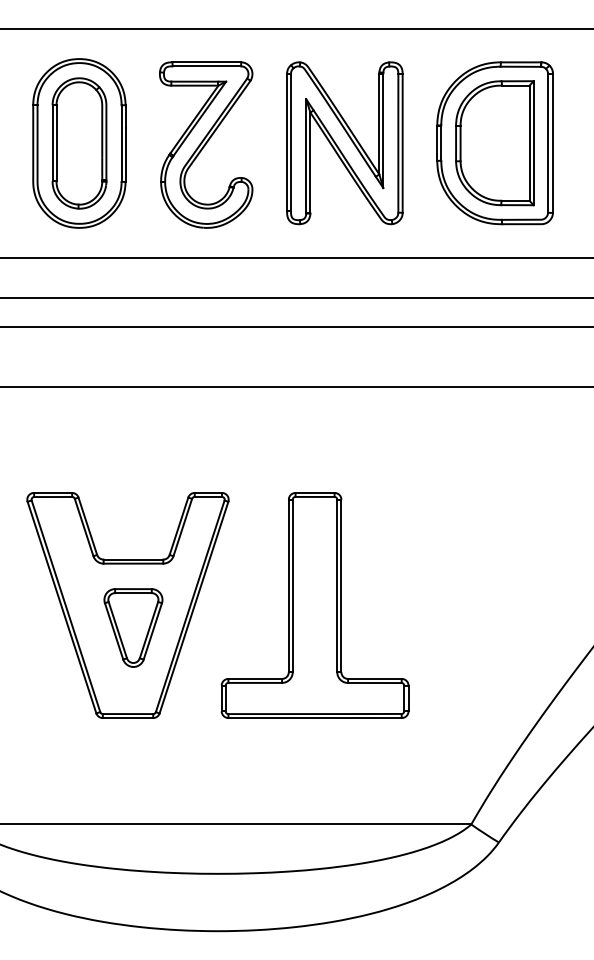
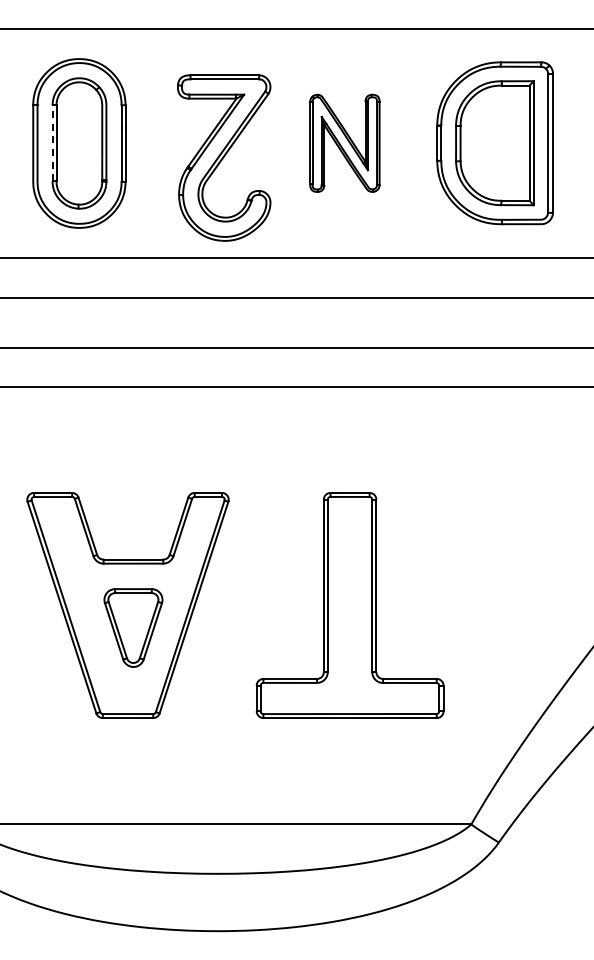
line: solid -> dashed (52, 143)
part size: 118x165 px -> 72x100 px (344, 142)
part position: (206, 144) -> (224, 157) (224, 157)
line position: (296, 327) -> (296, 348) (296, 348)
part position: (314, 605) -> (349, 605) (349, 605)
